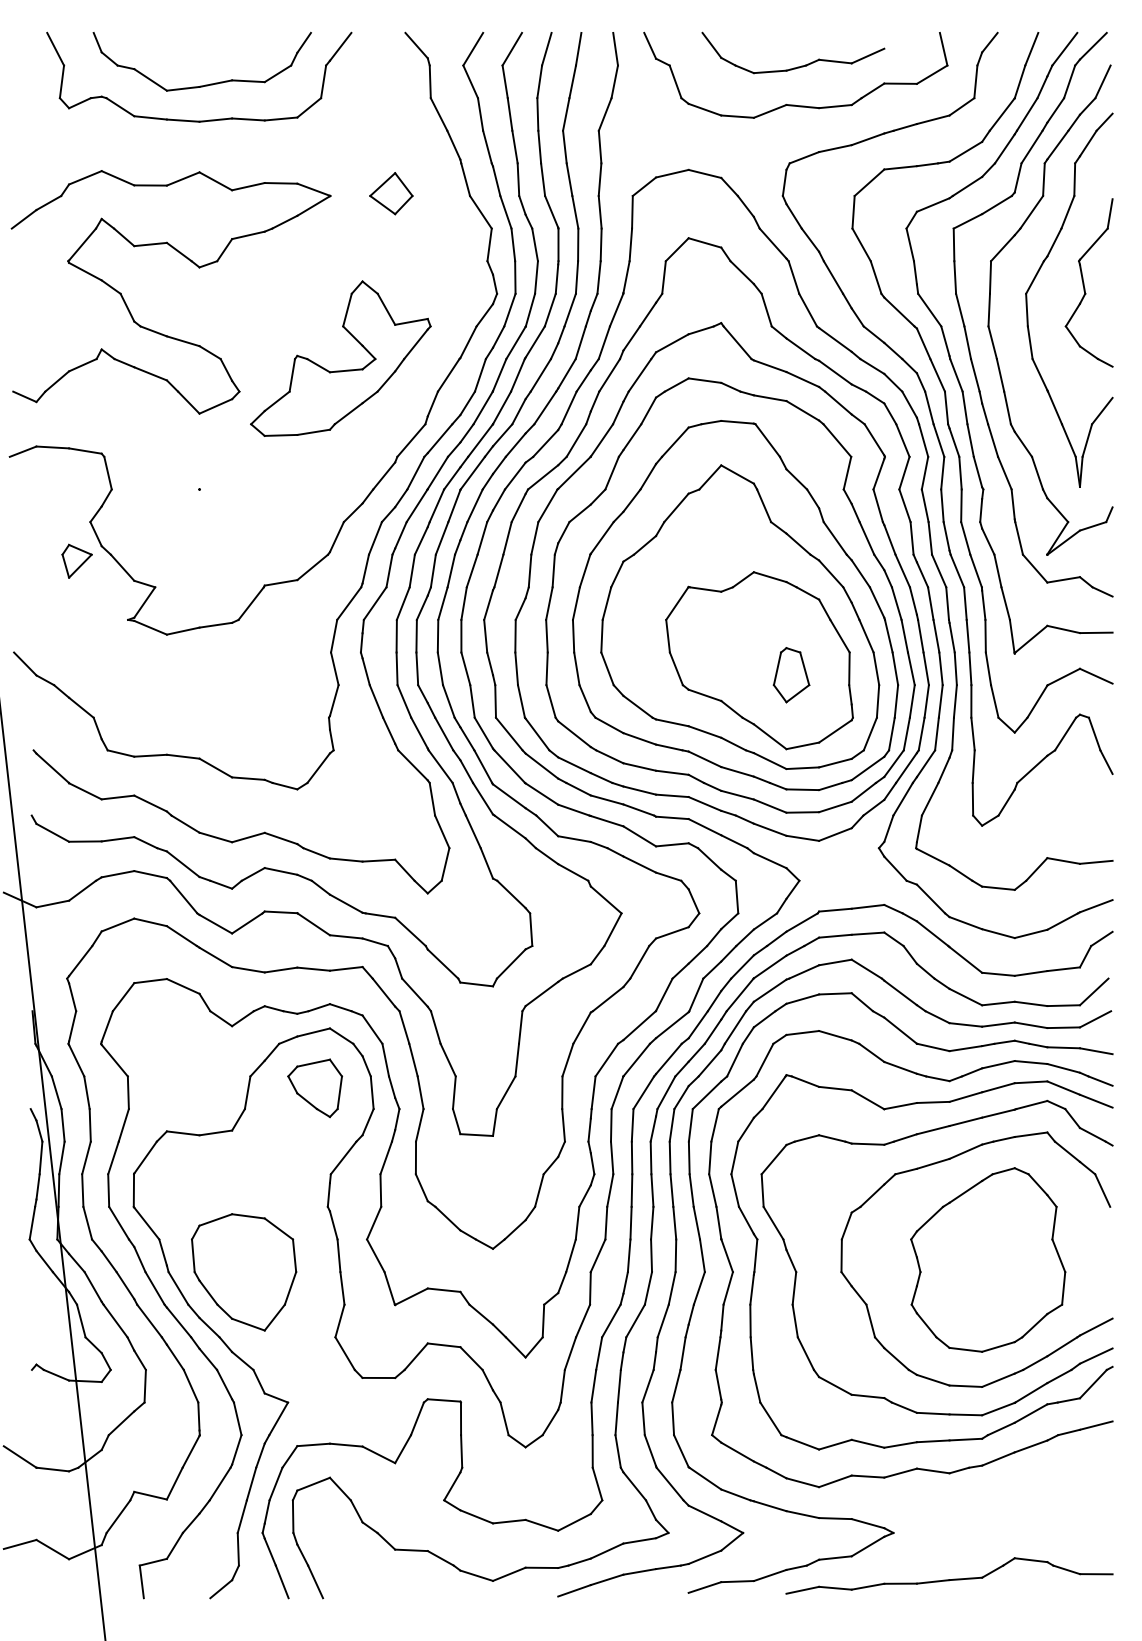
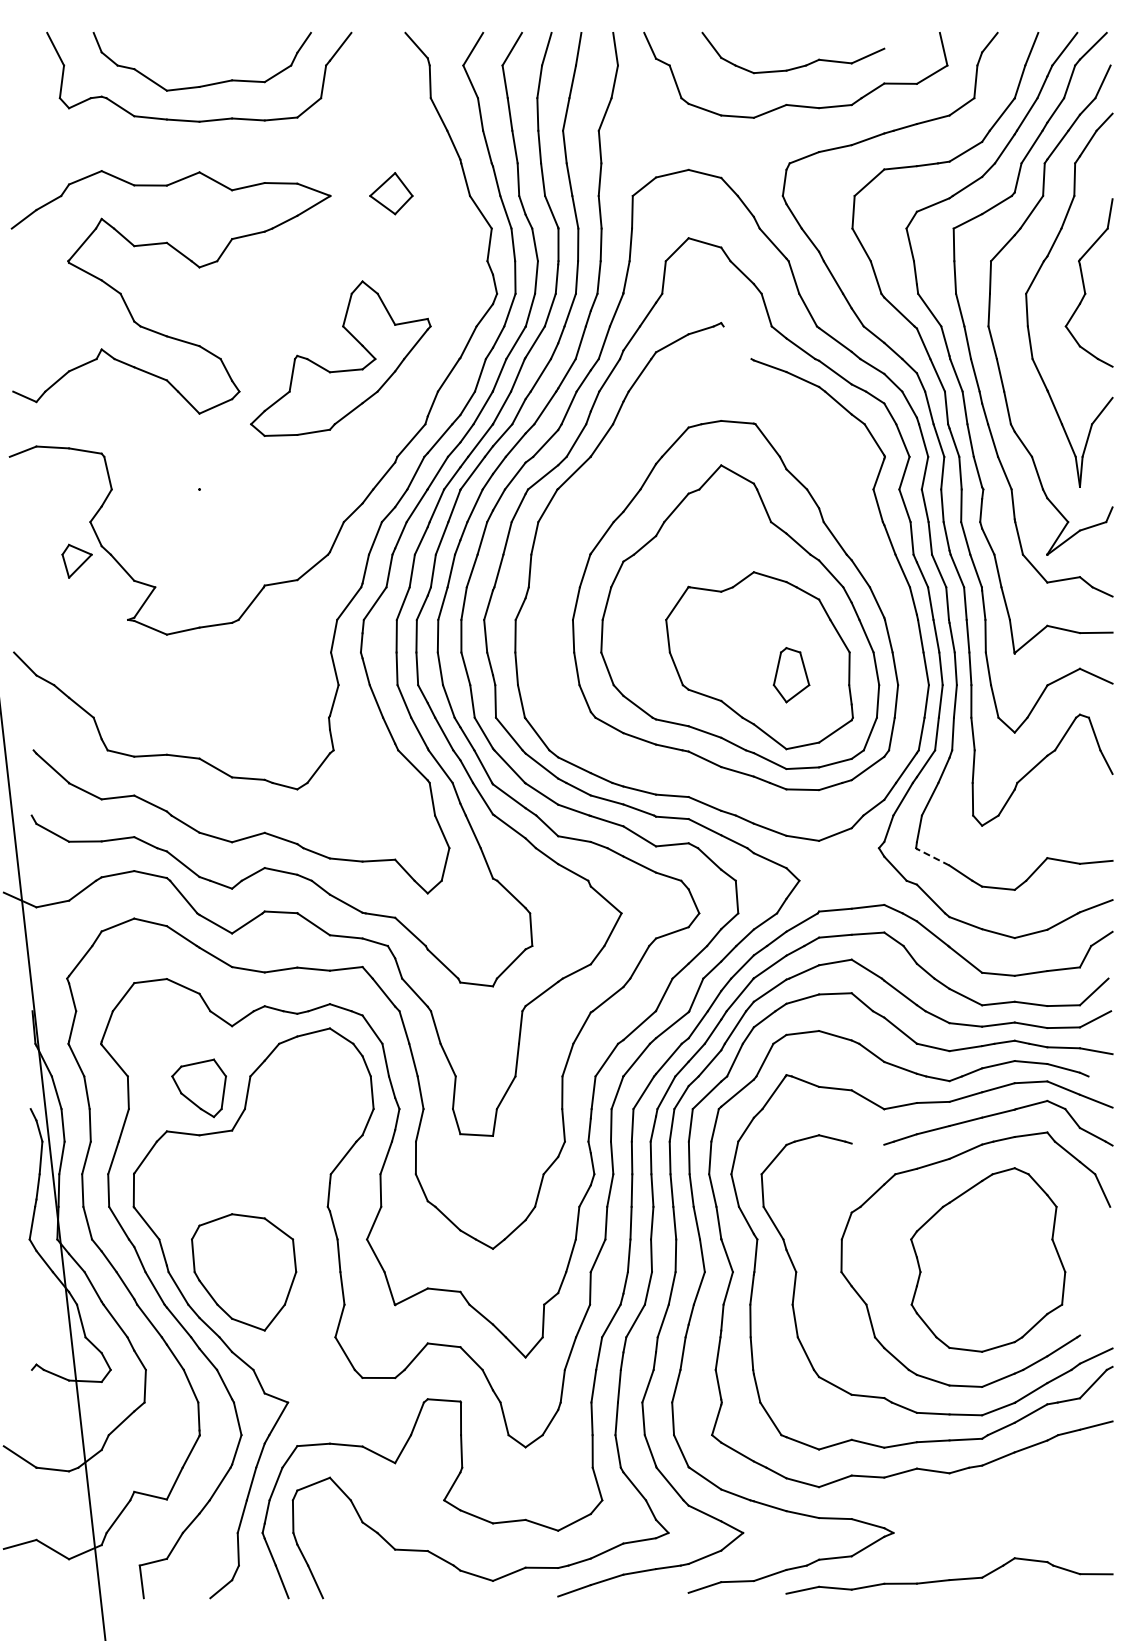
line: present -> none (737, 342)
part: present -> none (730, 595)
line: solid -> dashed (932, 857)
line: present -> none (1100, 1080)
part position: (315, 1088) -> (199, 1088) (199, 1088)
line: present -> none (867, 1143)
line: present -> none (1095, 1326)
